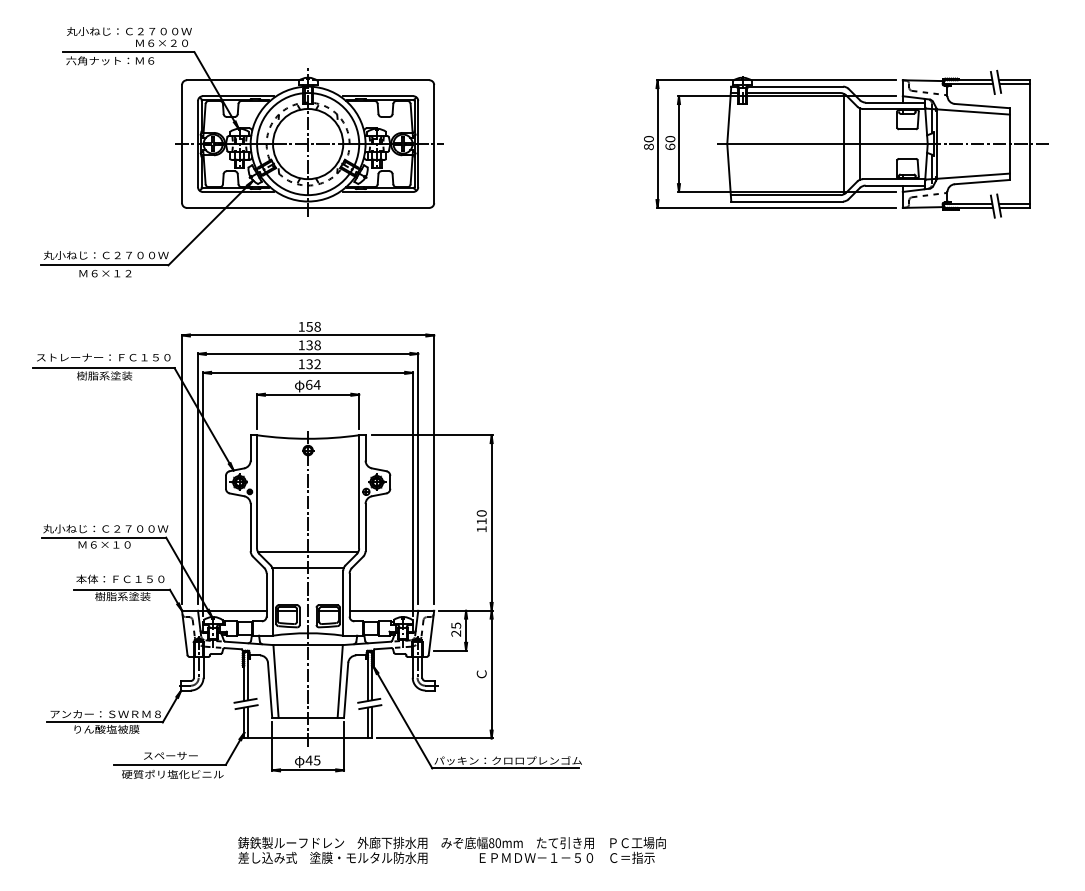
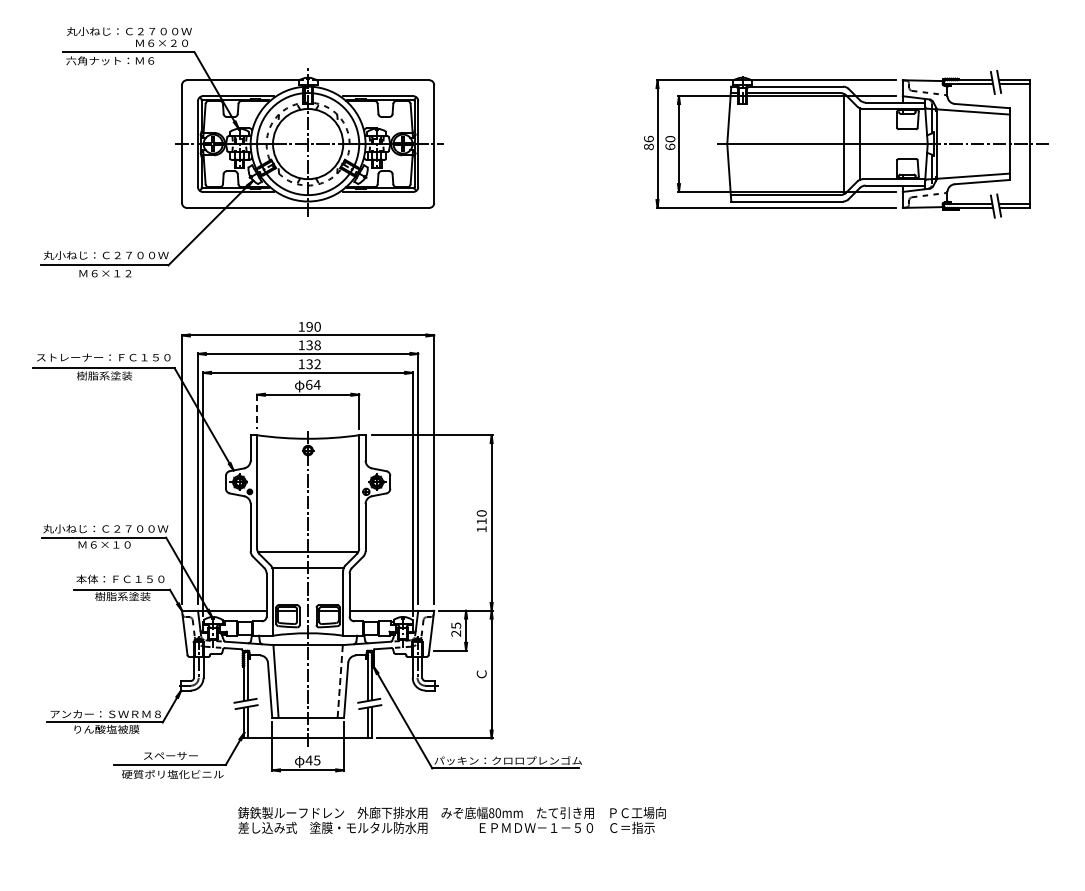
text: 80 -> 86 (648, 138)
text: 158 -> 190 (313, 326)
line: solid -> dashed (257, 411)
line: solid -> dashed (340, 681)
text position: (451, 850) -> (451, 820) (451, 820)
